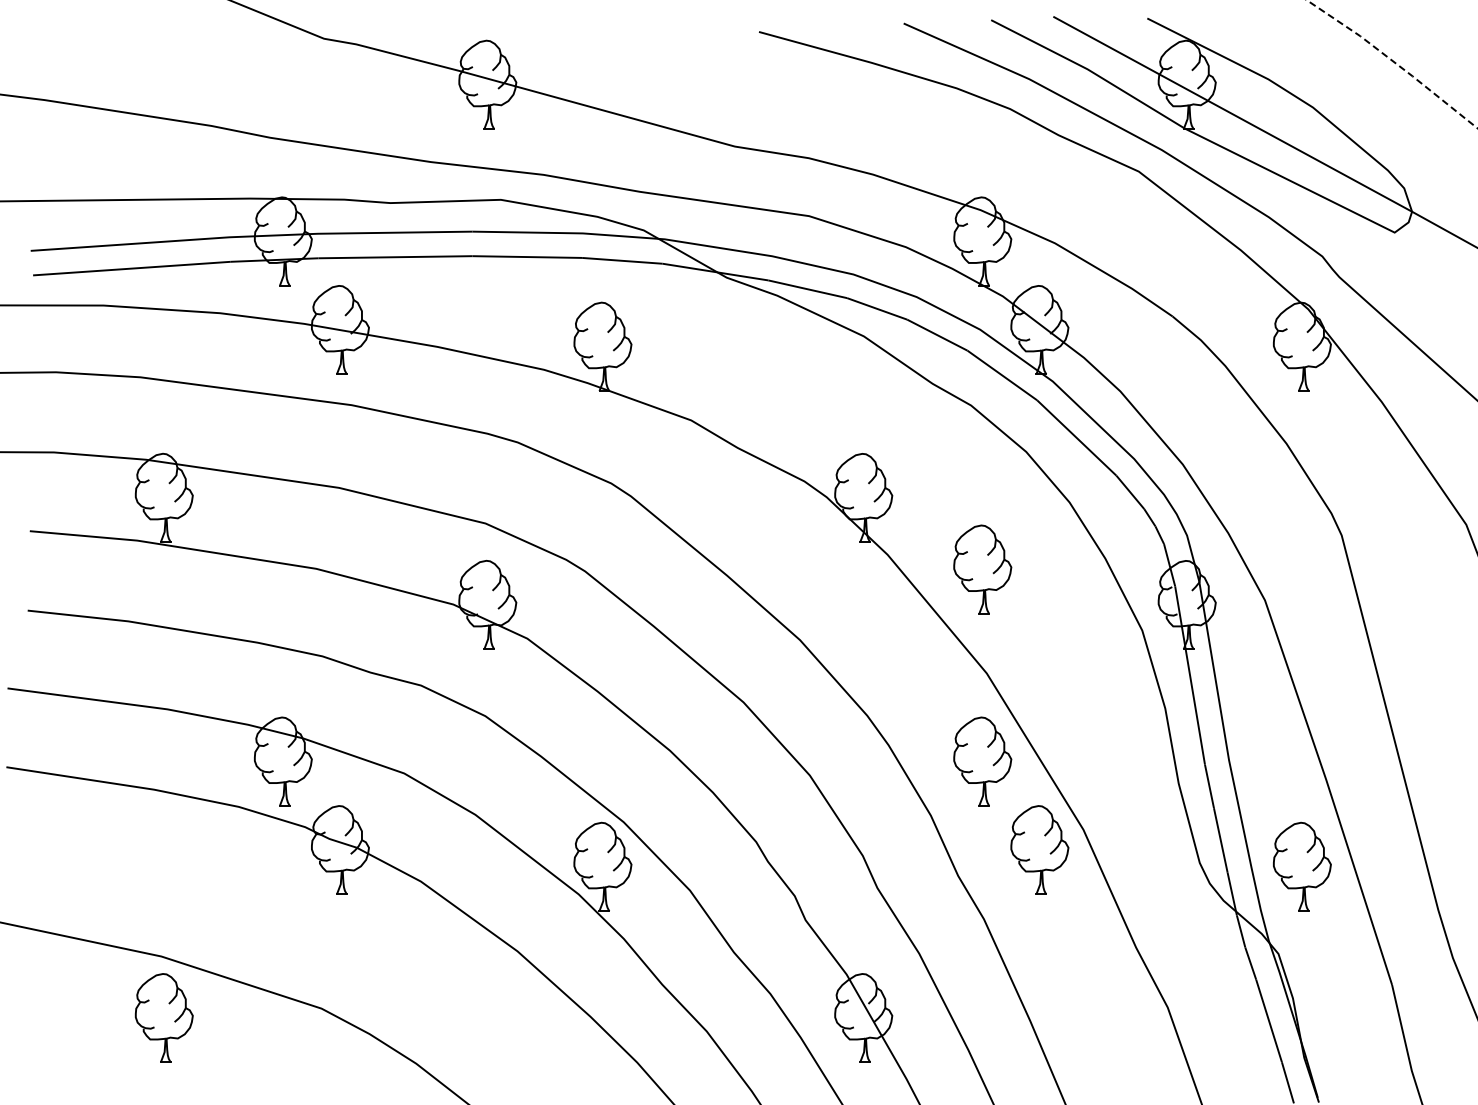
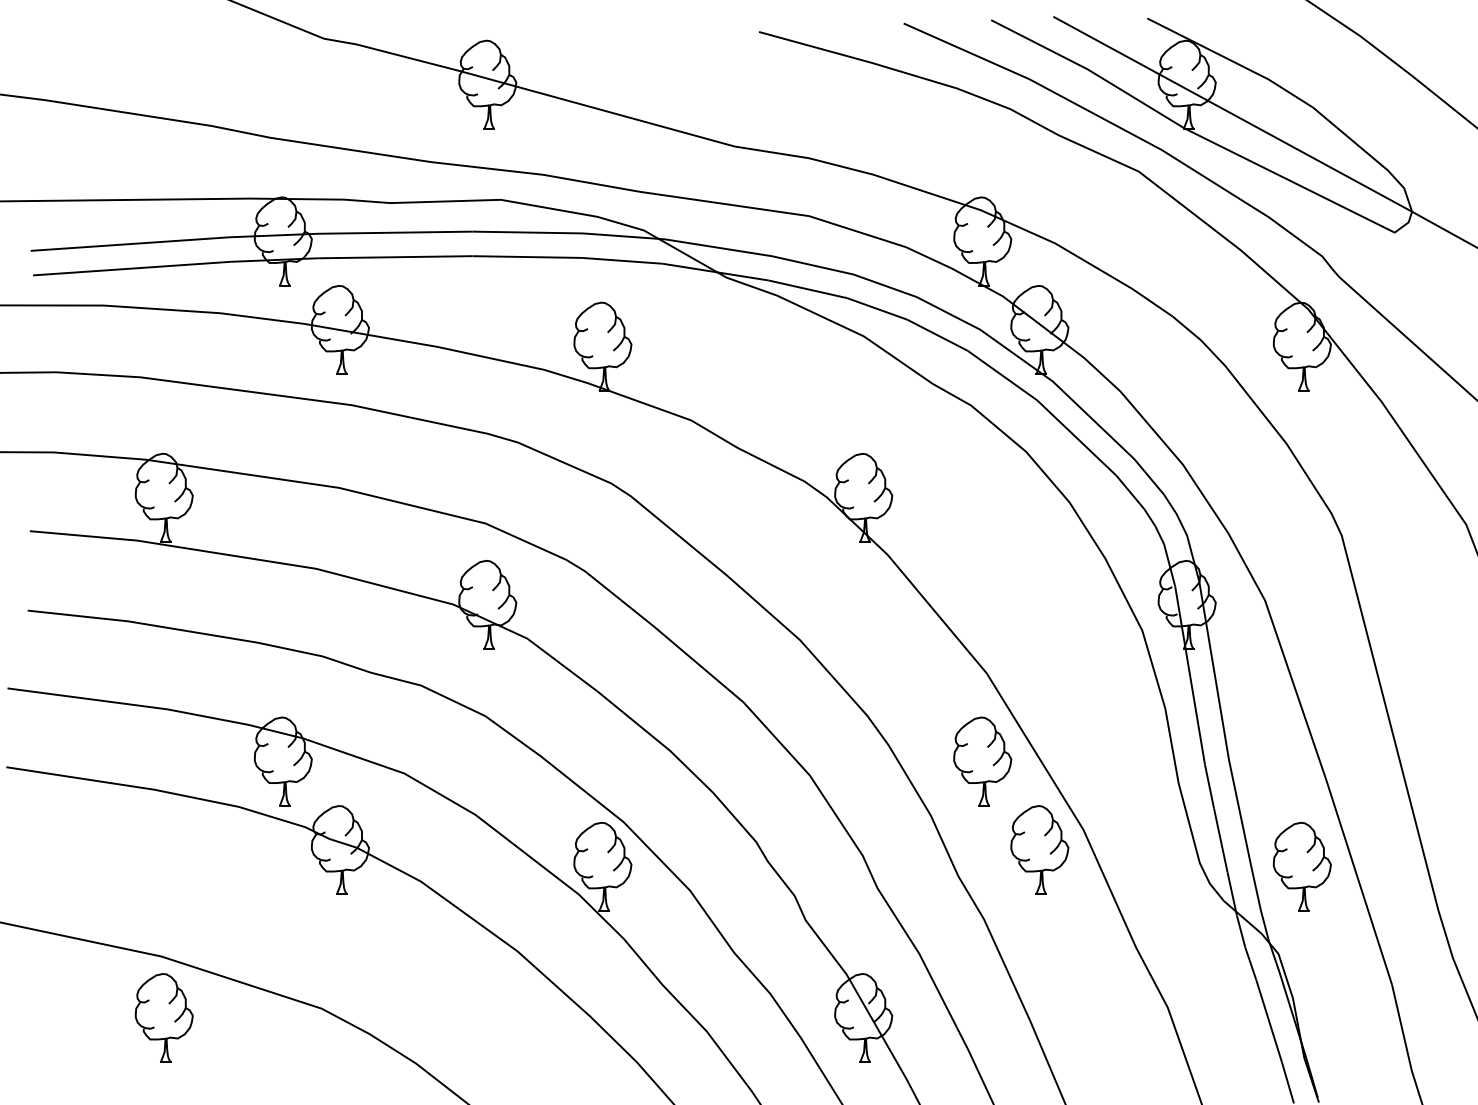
line: dashed -> solid (1394, 62)
part: present -> none (982, 569)
